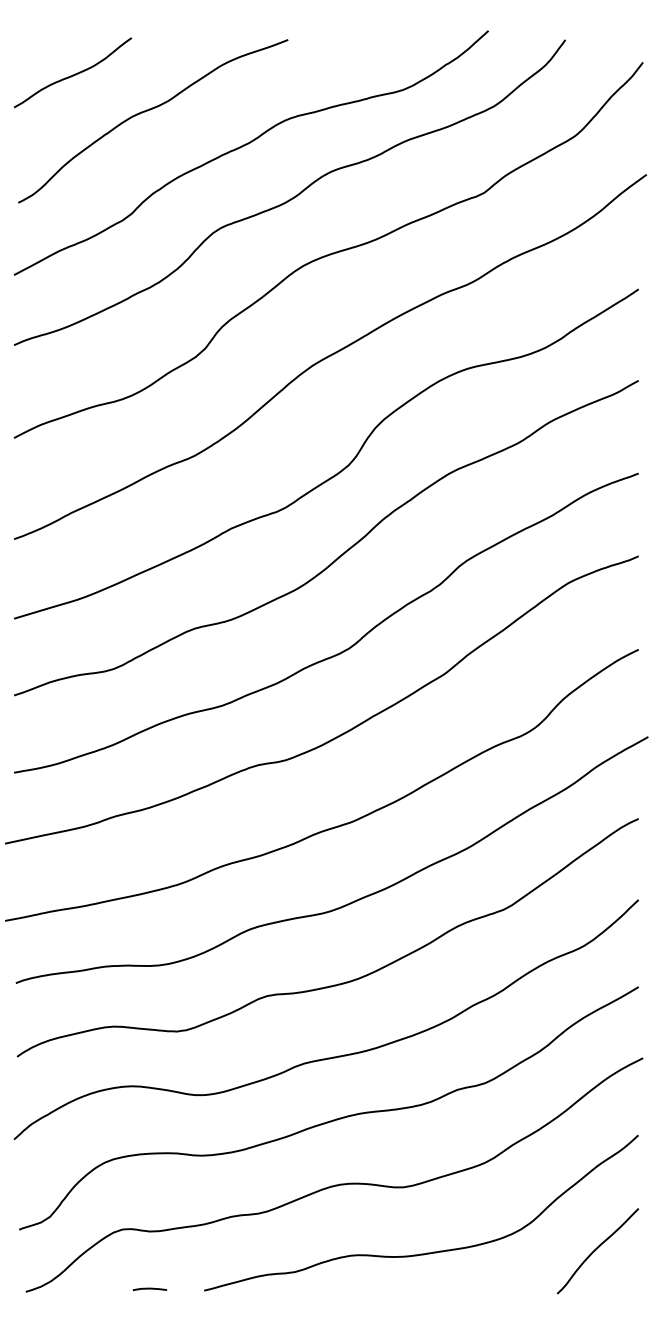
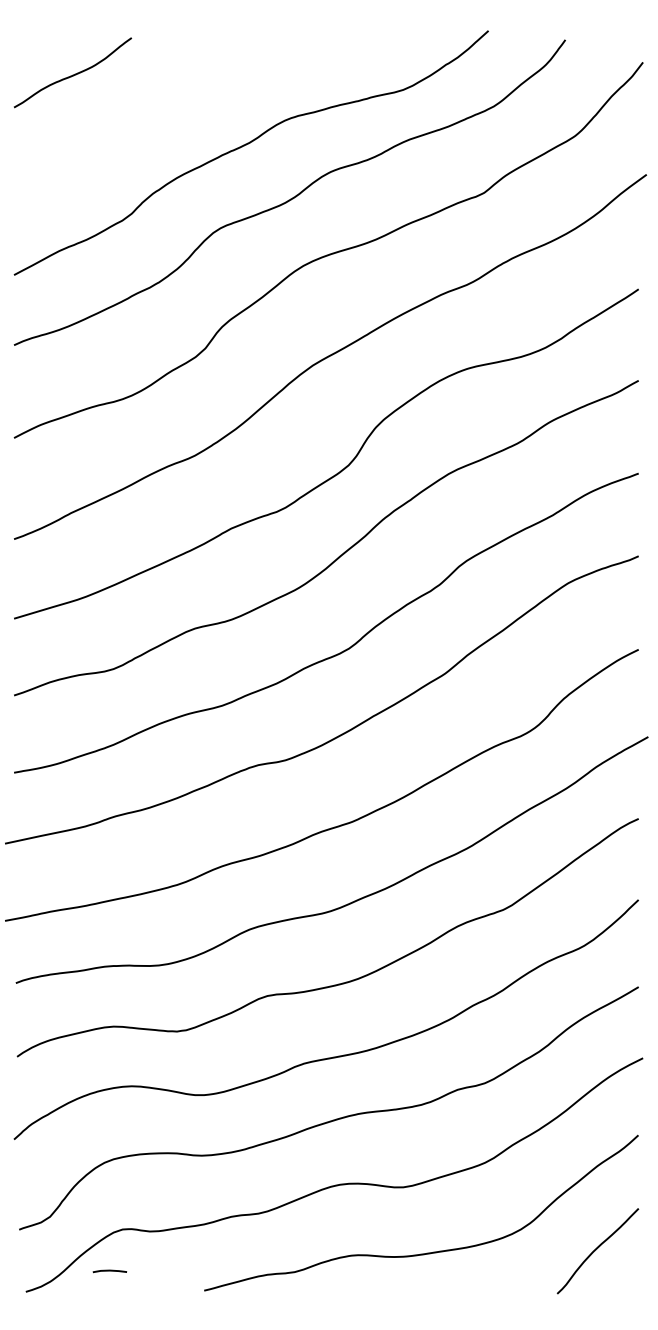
curve: present -> none (150, 110)
line position: (149, 1289) -> (109, 1271) (109, 1271)
